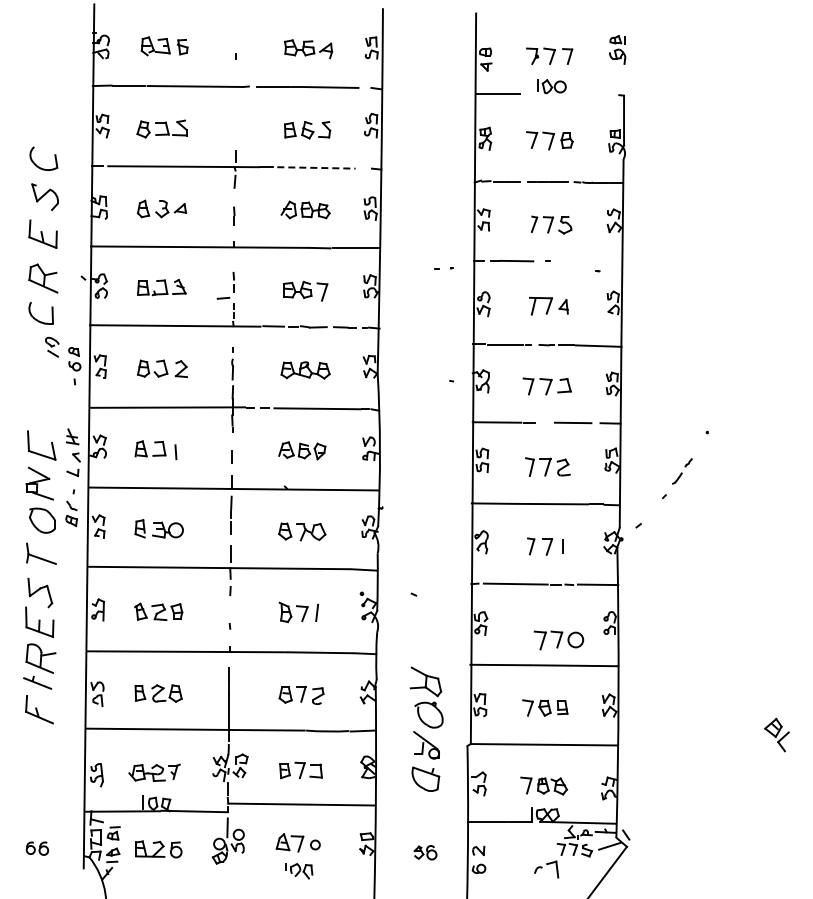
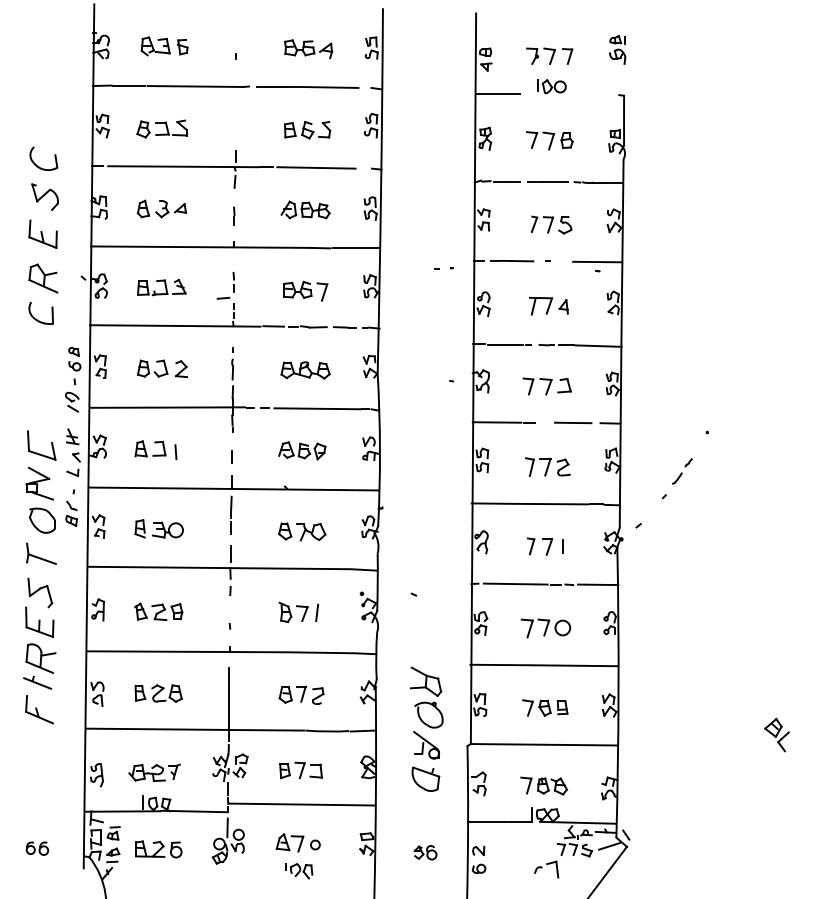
line: dashed -> solid (316, 167)
line: none -> present (597, 261)
part position: (52, 346) -> (72, 401) (72, 401)
part position: (558, 640) -> (545, 628) (545, 628)
